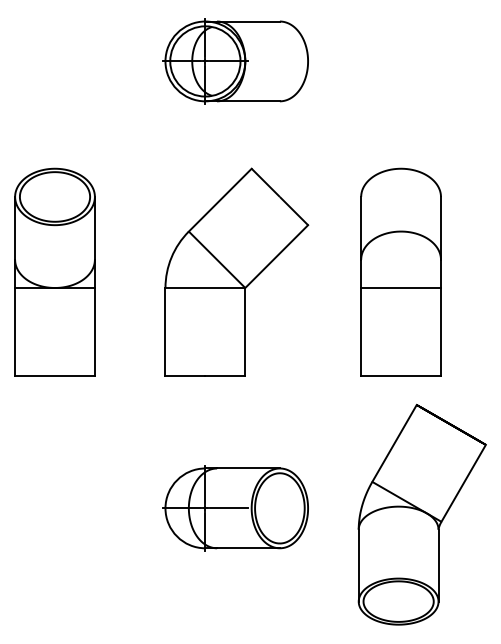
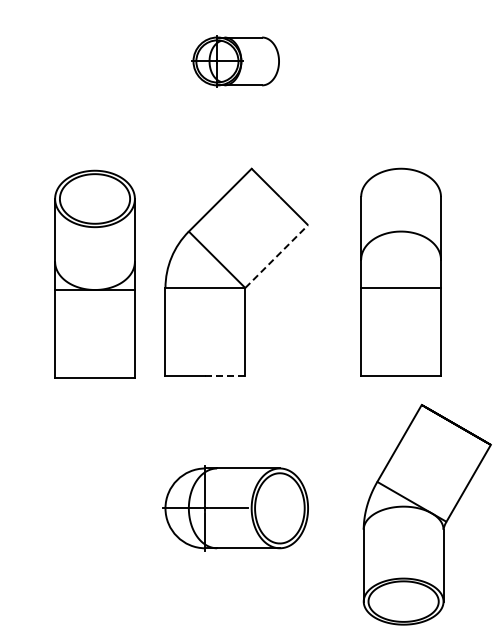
part size: 147x87 px -> 89x53 px (235, 61)
line: solid -> dashed (277, 256)
part position: (54, 271) -> (94, 273) (94, 273)
line: solid -> dashed (225, 376)
part position: (421, 514) -> (426, 514) (426, 514)
